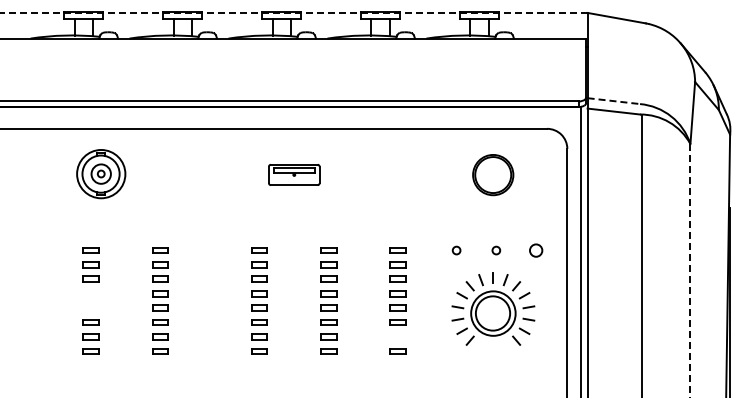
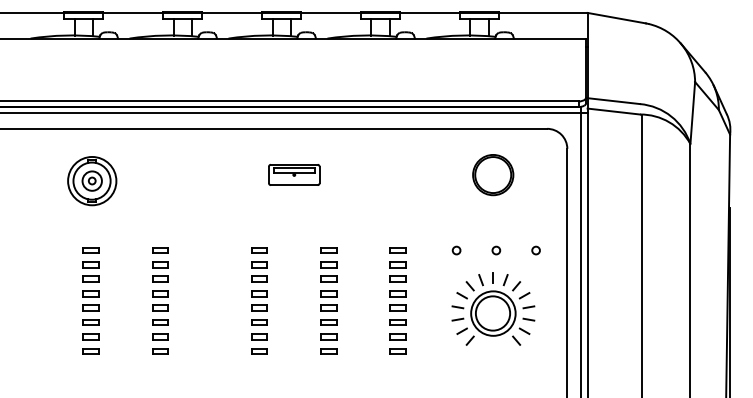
line: dashed -> solid (293, 12)
line: dashed -> solid (614, 101)
line: none -> present (294, 113)
part position: (101, 174) -> (92, 181) (92, 181)
circle size: 15x15 px -> 10x11 px (535, 250)
line: dashed -> solid (690, 271)
part: none -> present (90, 300)
part: none -> present (397, 336)
